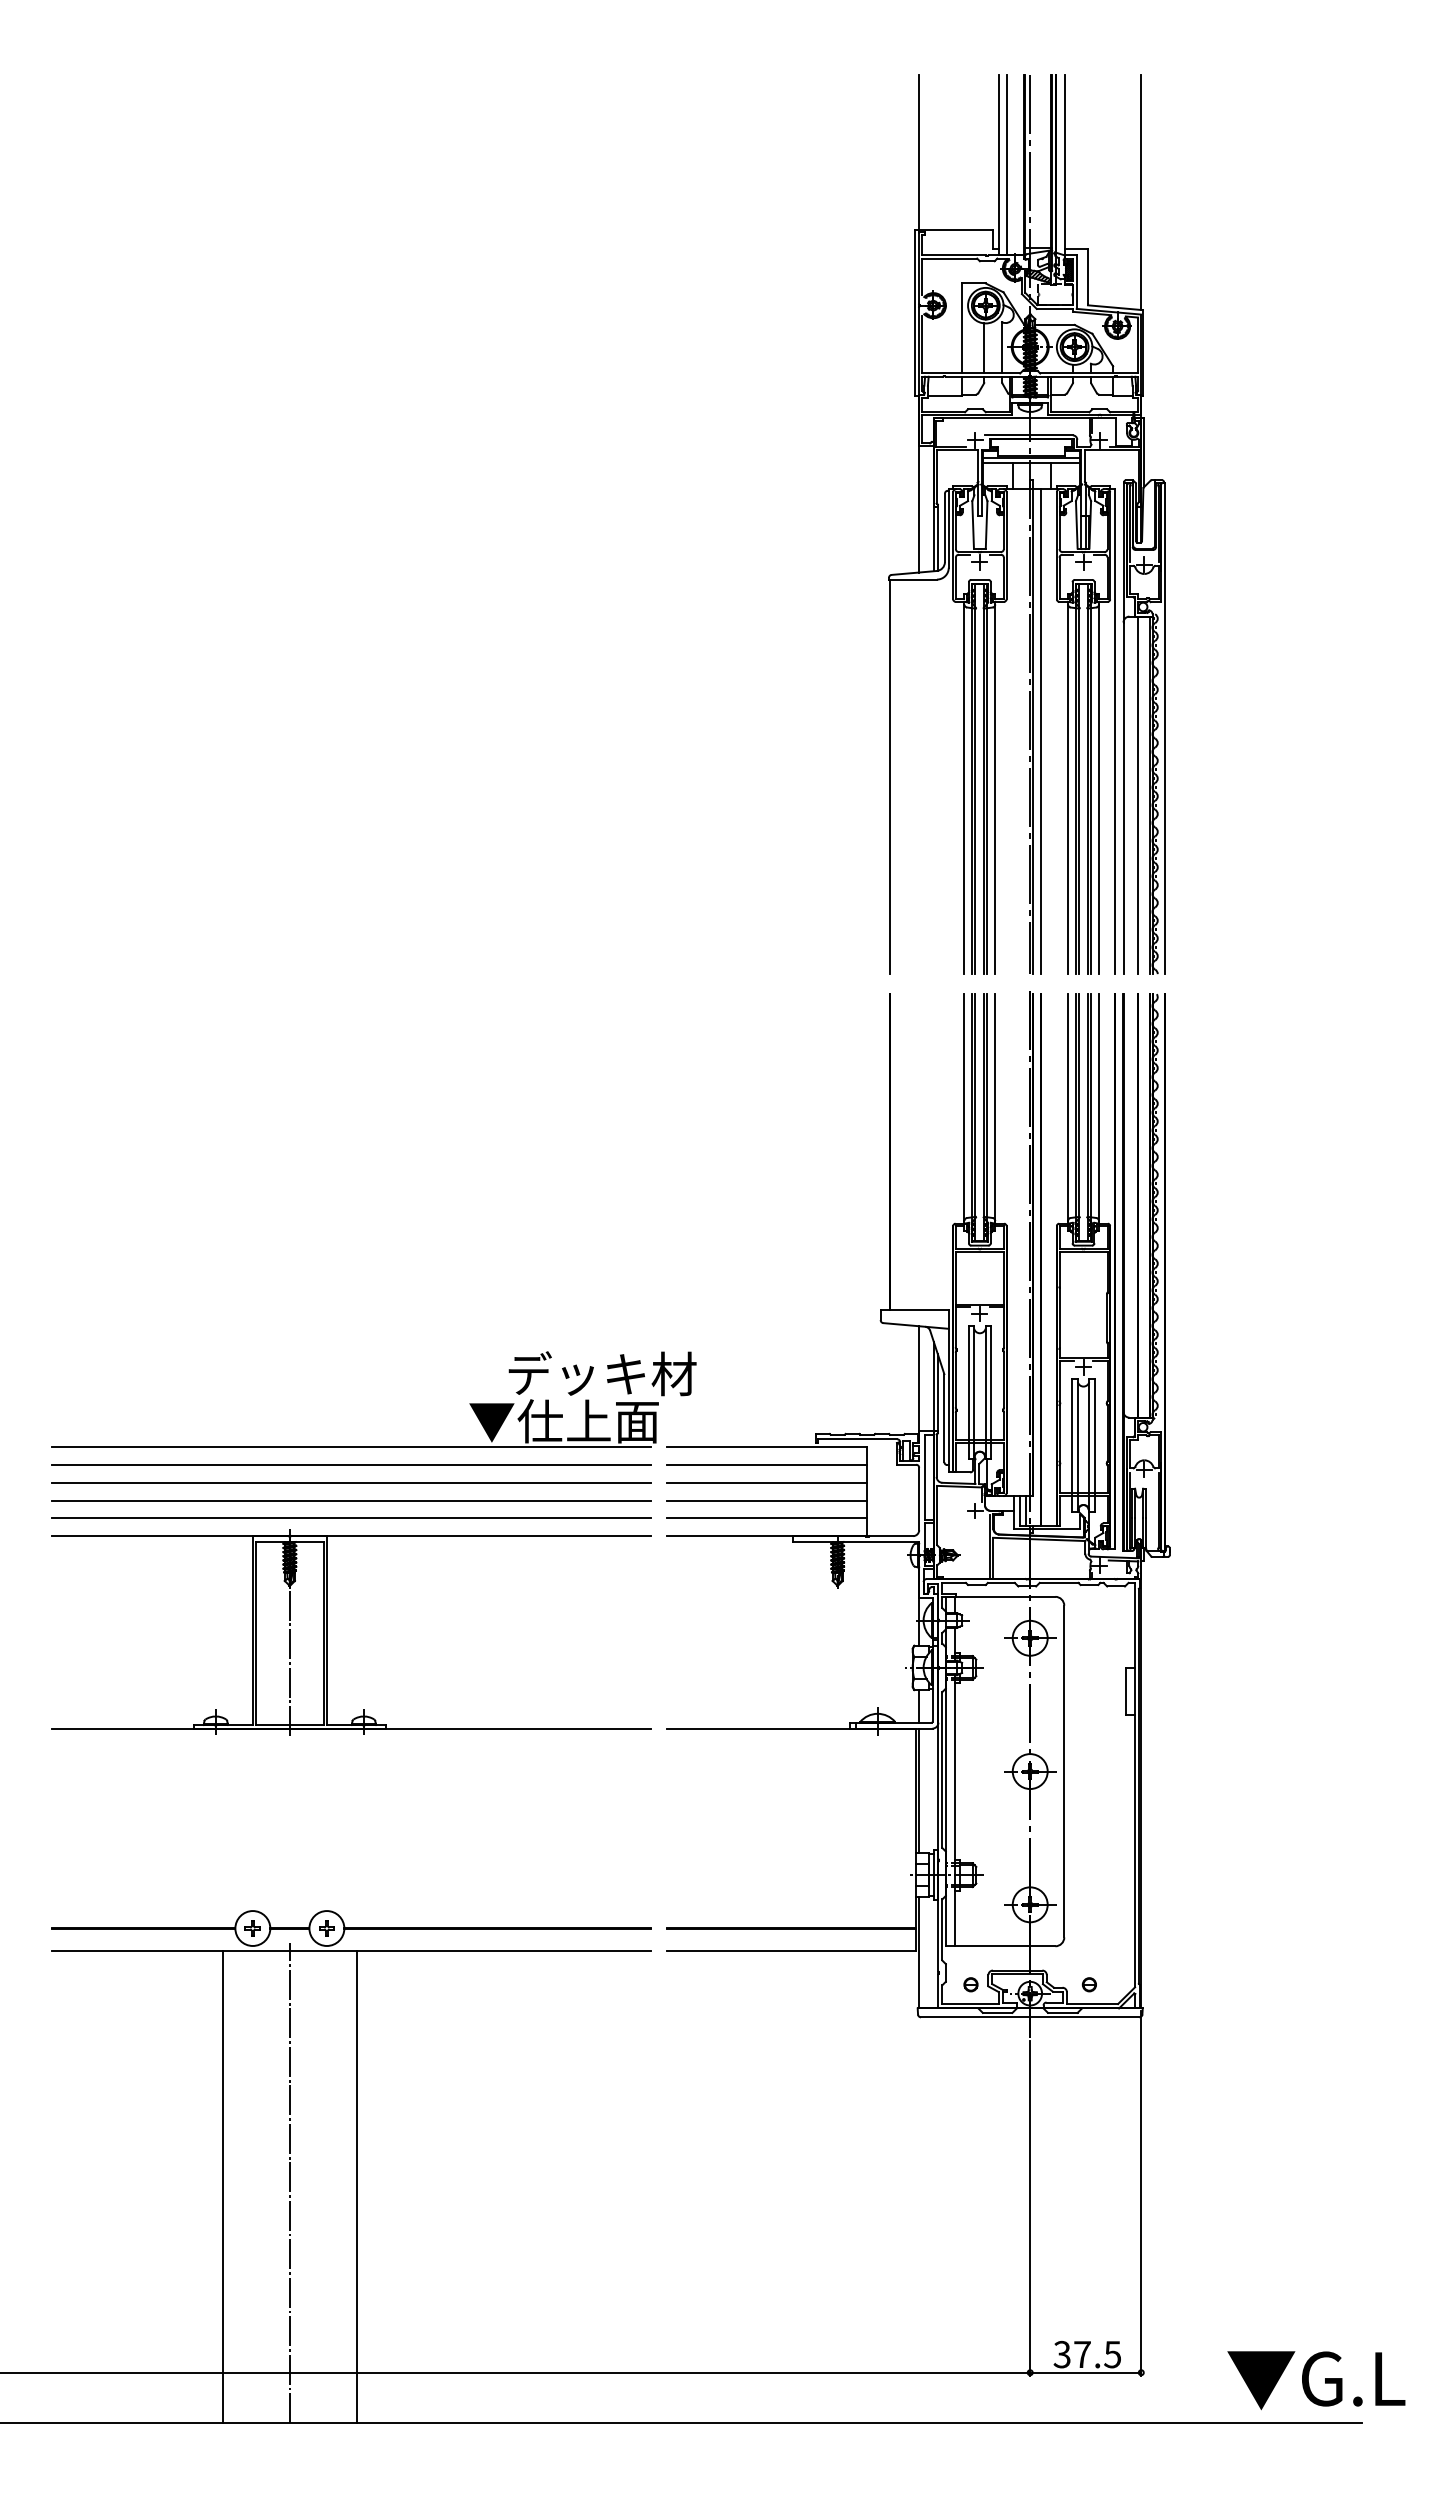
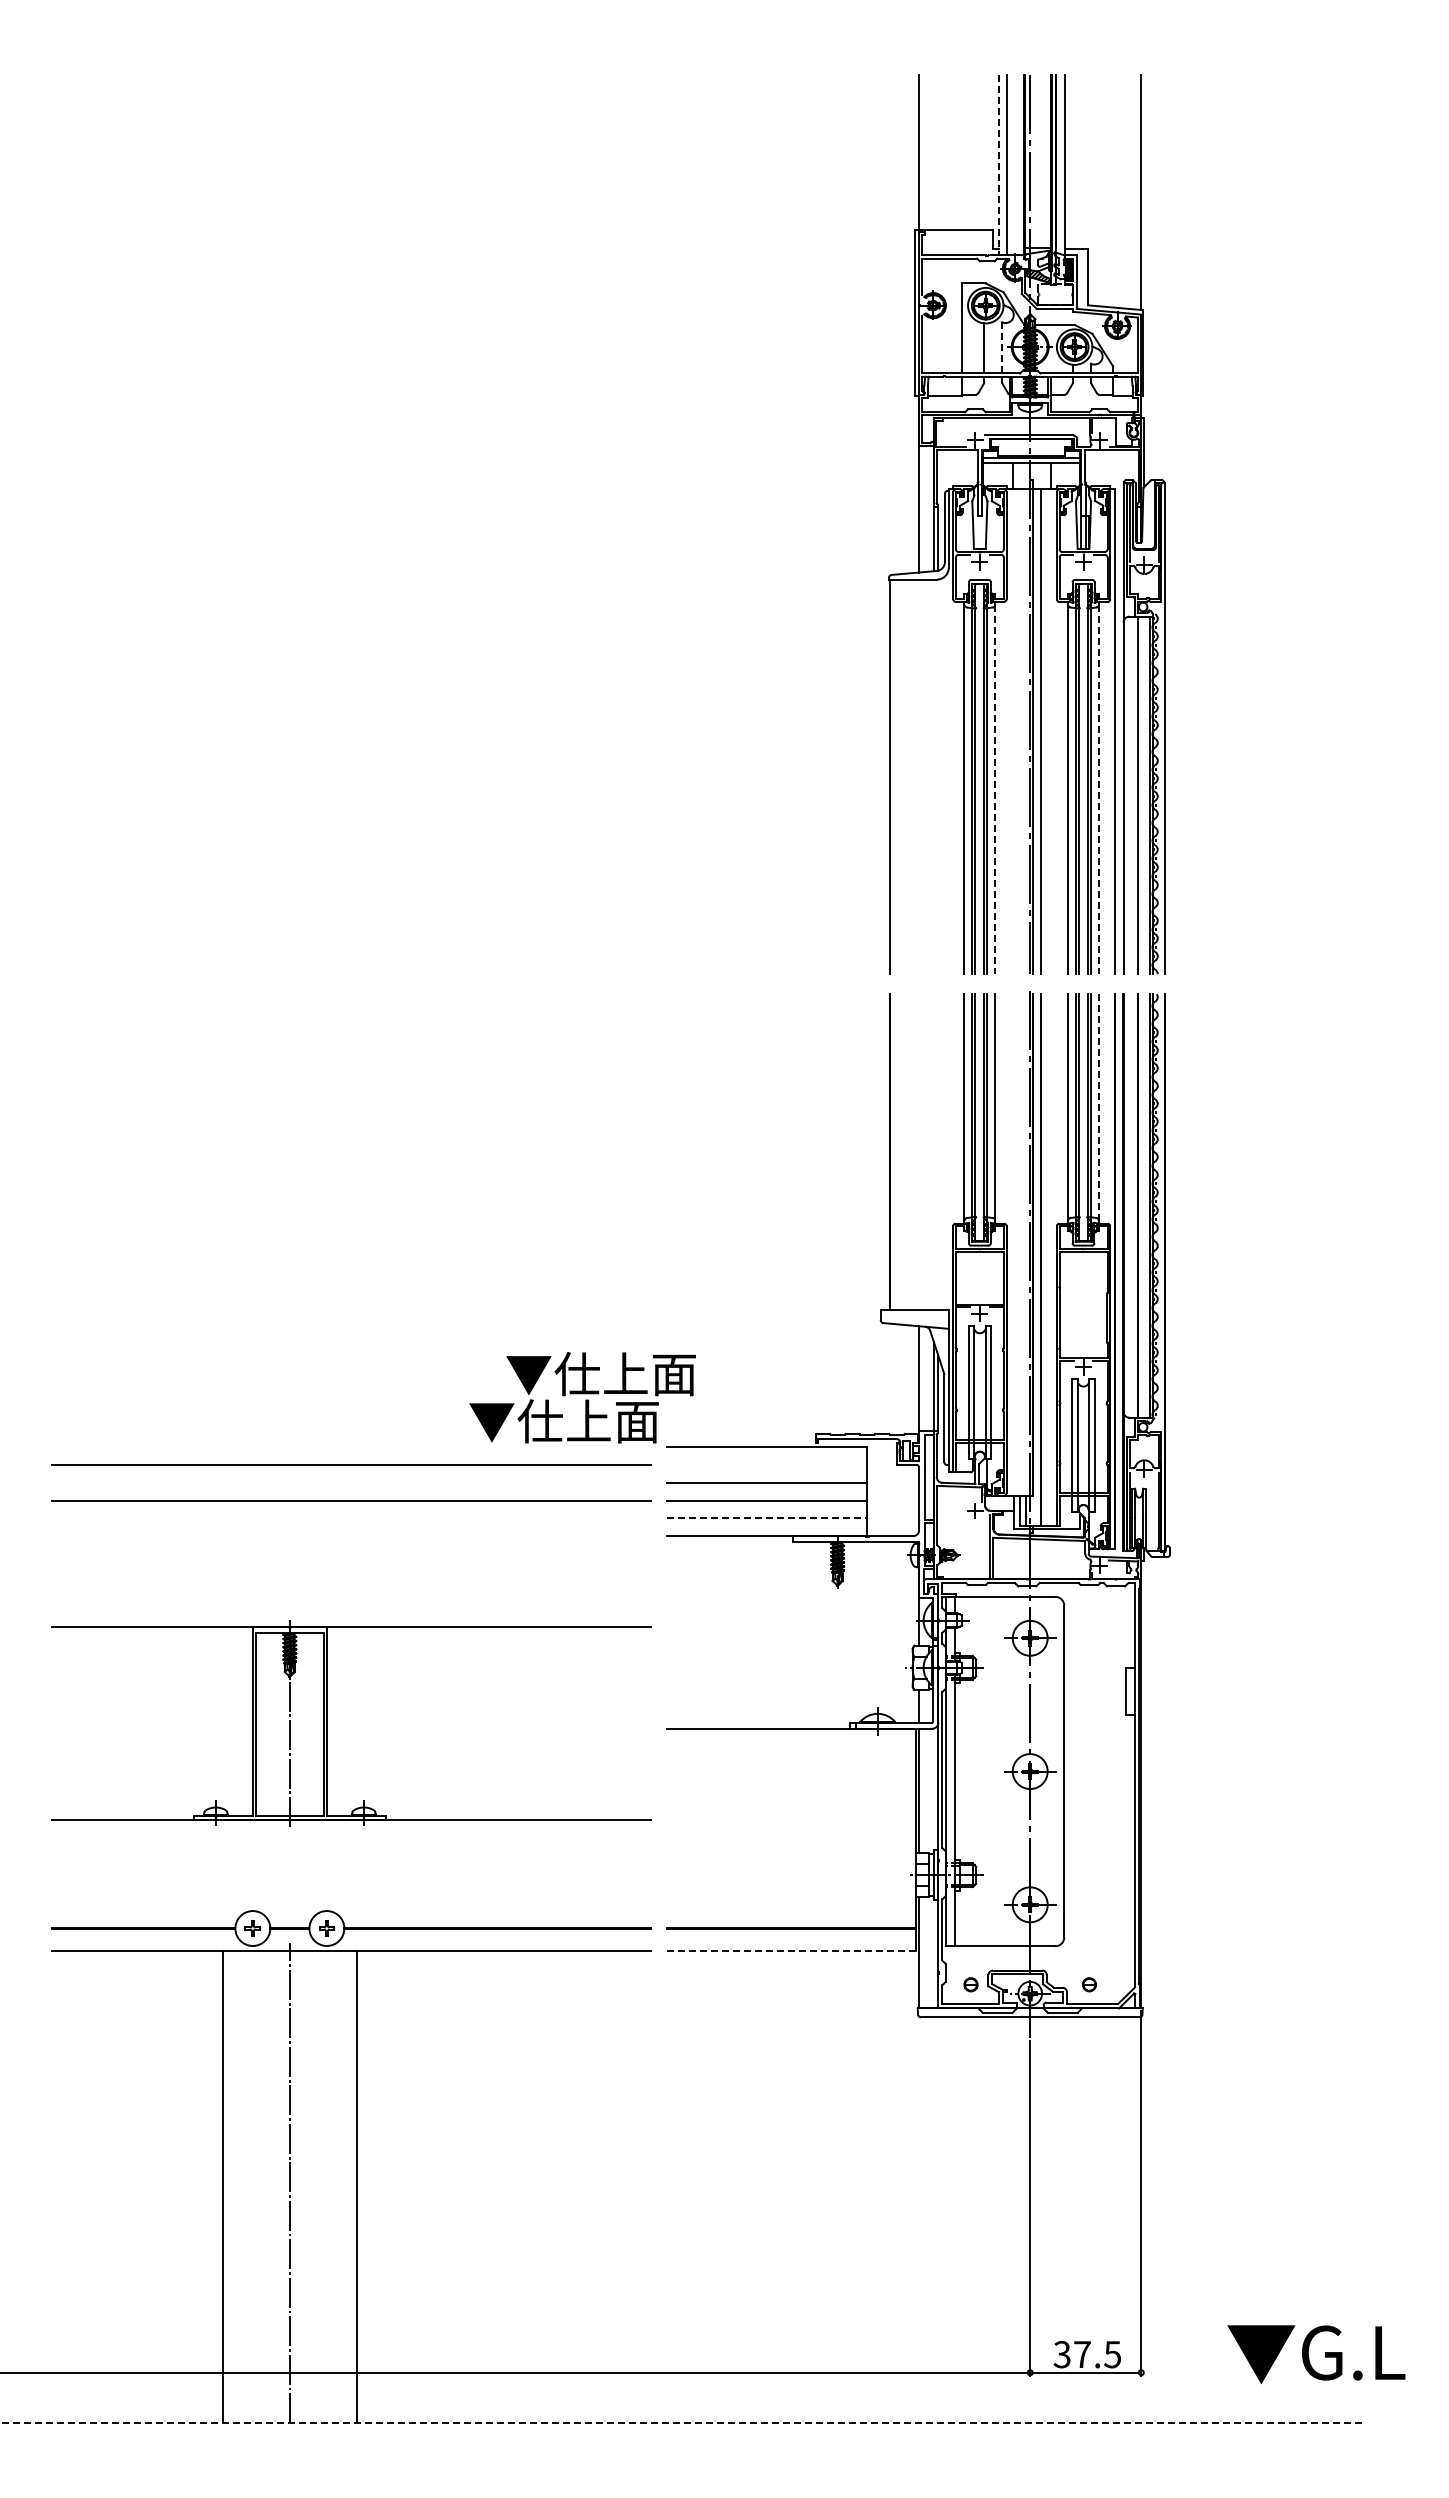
line: solid -> dashed (999, 165)
line: solid -> dashed (1002, 347)
line: solid -> dashed (995, 789)
line: solid -> dashed (1098, 789)
line: solid -> dashed (1098, 1108)
text: デッキ材 -> ▼仕上面 (601, 1373)
line: present -> none (351, 1447)
line: present -> none (767, 1465)
line: present -> none (351, 1482)
line: present -> none (351, 1517)
line: solid -> dashed (767, 1518)
part position: (327, 1632) -> (327, 1723) (327, 1723)
line: solid -> dashed (791, 1950)
text position: (1316, 2380) -> (1316, 2354) (1316, 2354)
line: solid -> dashed (680, 2423)
